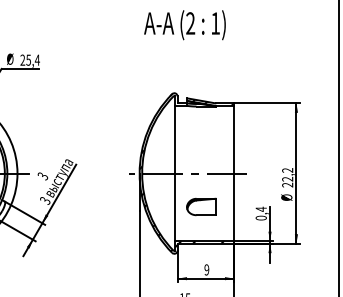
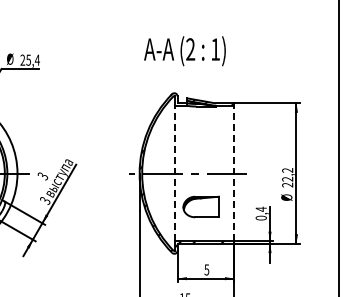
text position: (184, 25) -> (184, 51) (184, 51)
line: solid -> dashed (175, 173)
line: solid -> dashed (234, 173)
part size: 31x20 px -> 38x24 px (200, 206)
text: 9 -> 5 (206, 269)
